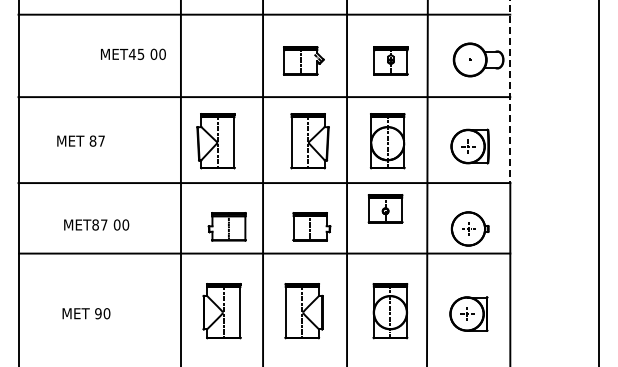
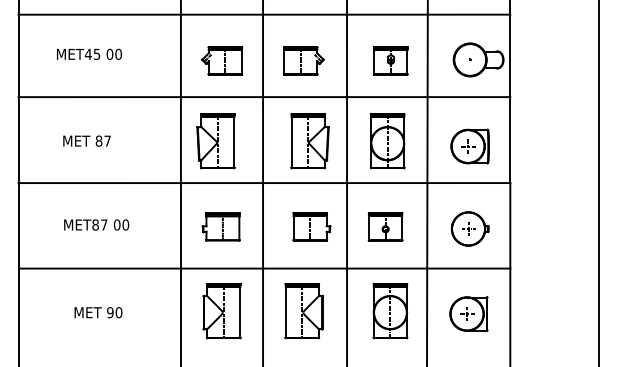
text position: (133, 53) -> (89, 53) (89, 53)
part: none -> present (222, 60)
line: dashed -> solid (510, 91)
text position: (80, 140) -> (86, 140) (86, 140)
part position: (385, 208) -> (385, 226) (385, 226)
part position: (226, 226) -> (220, 226) (220, 226)
line position: (264, 253) -> (264, 268) (264, 268)
text position: (86, 313) -> (98, 312) (98, 312)
